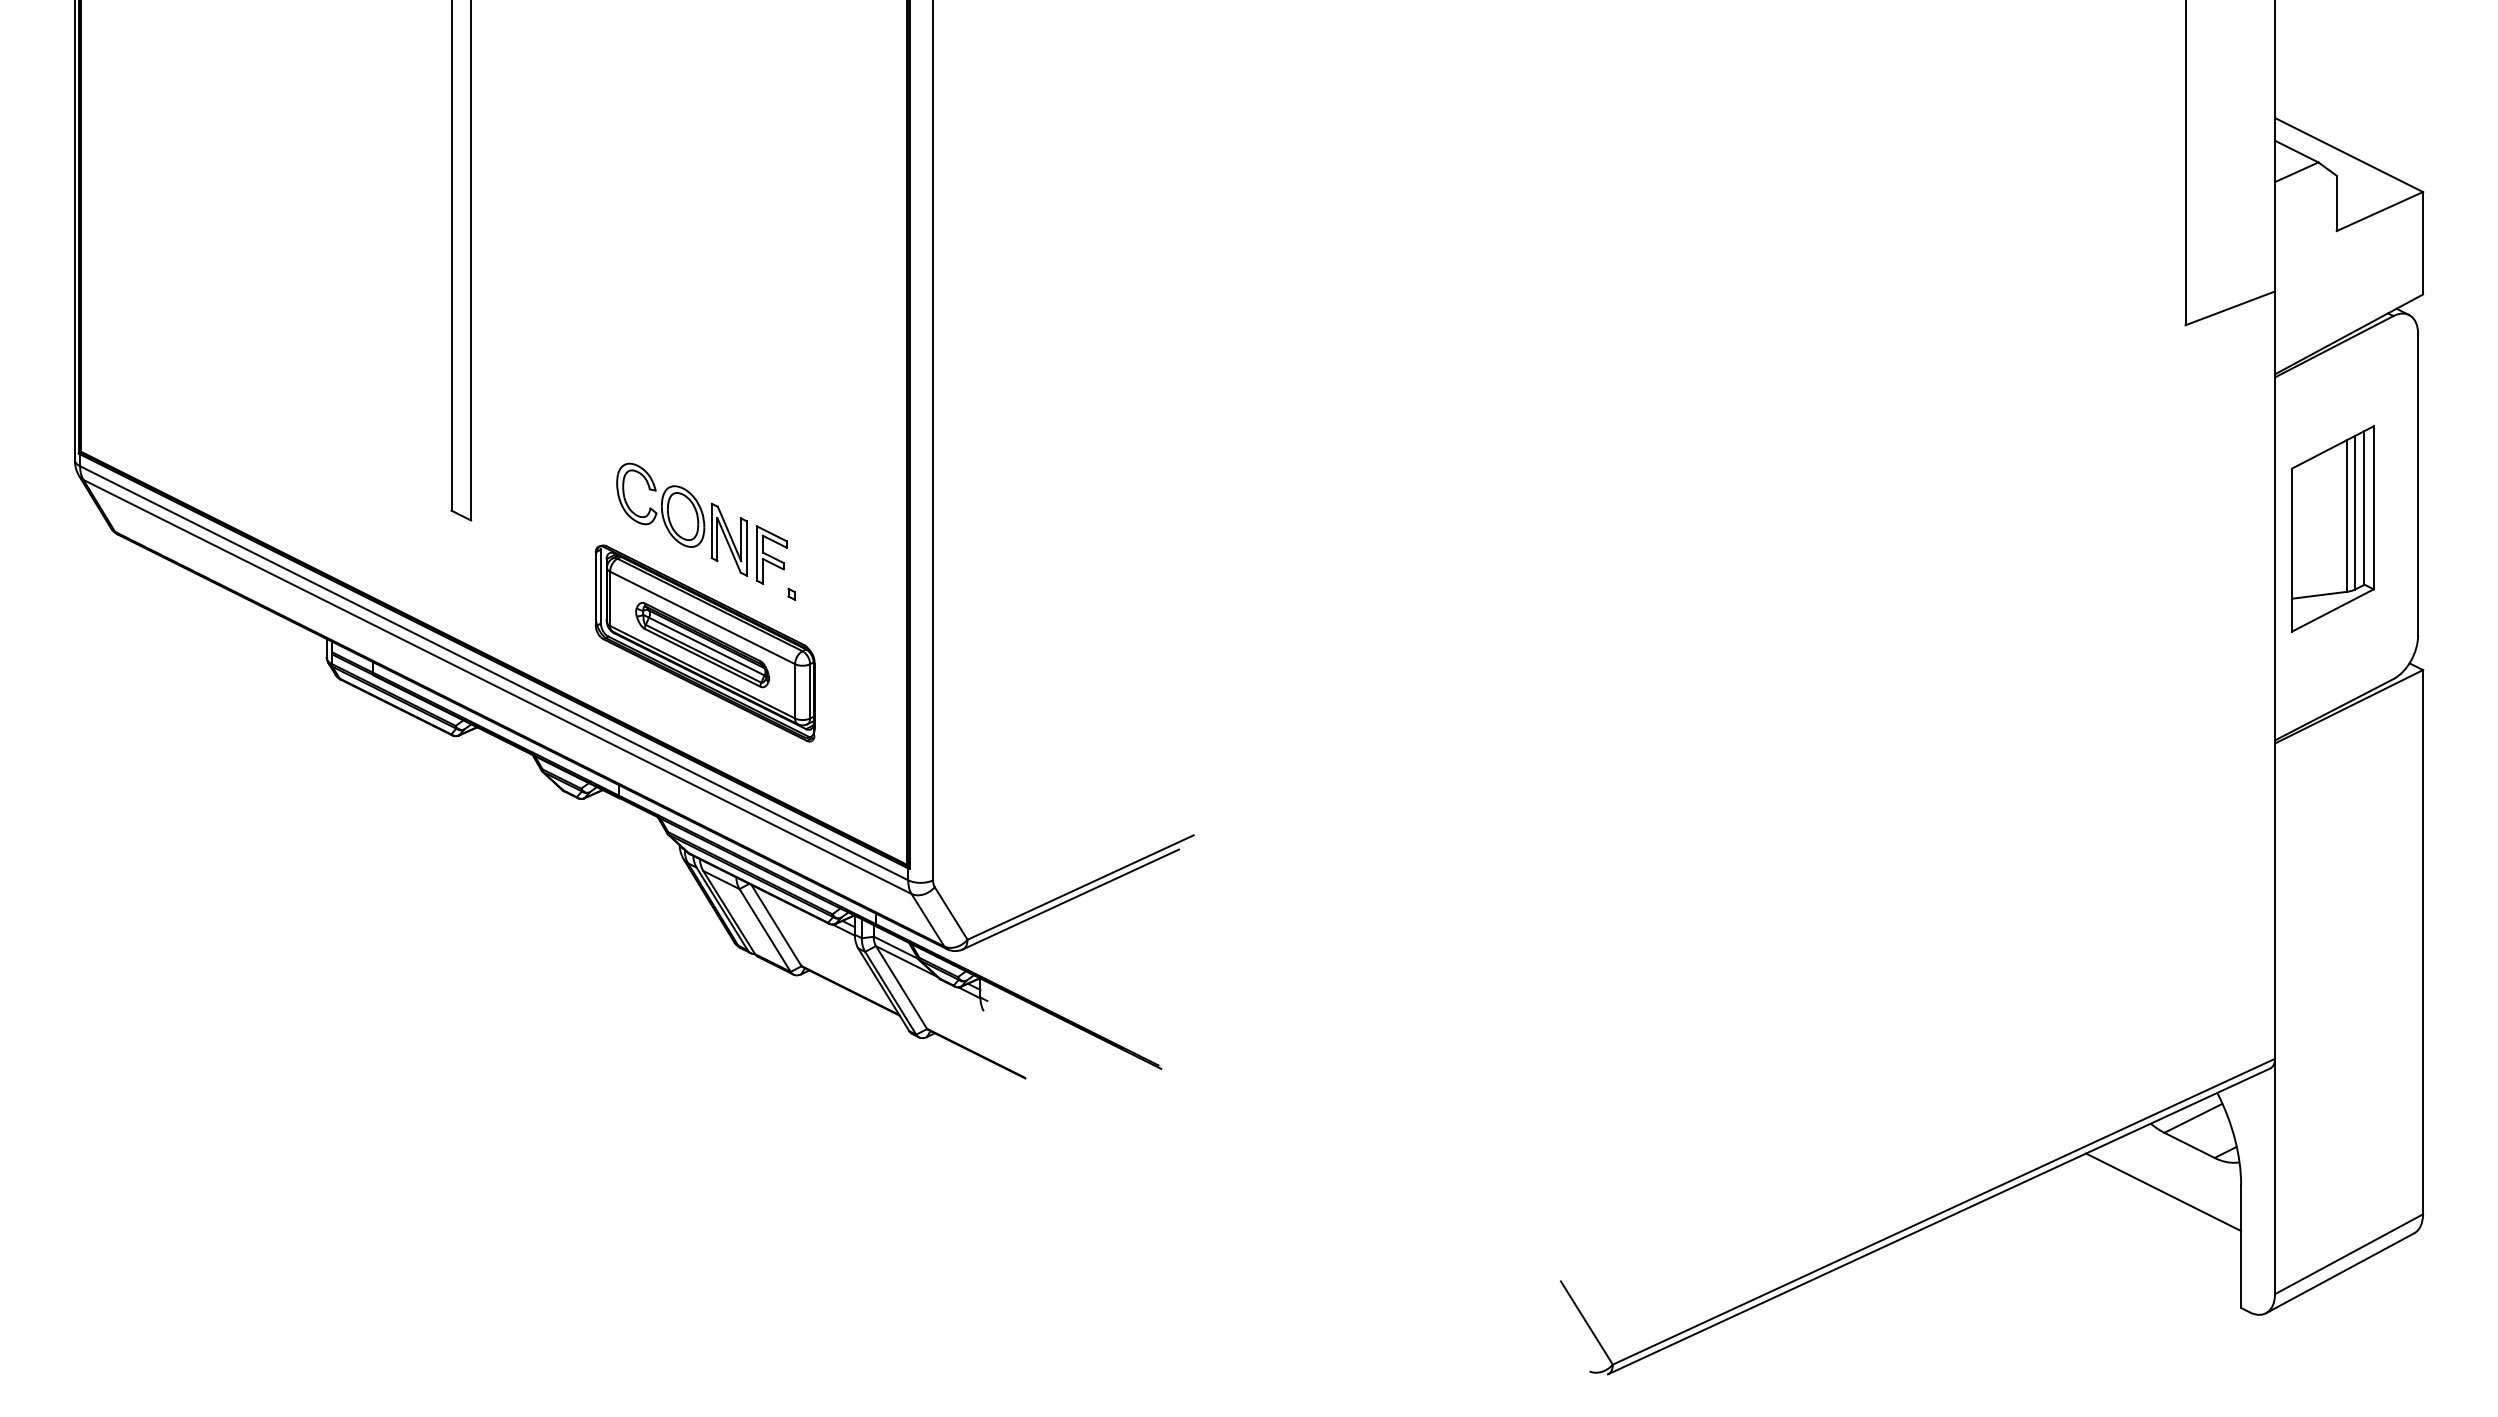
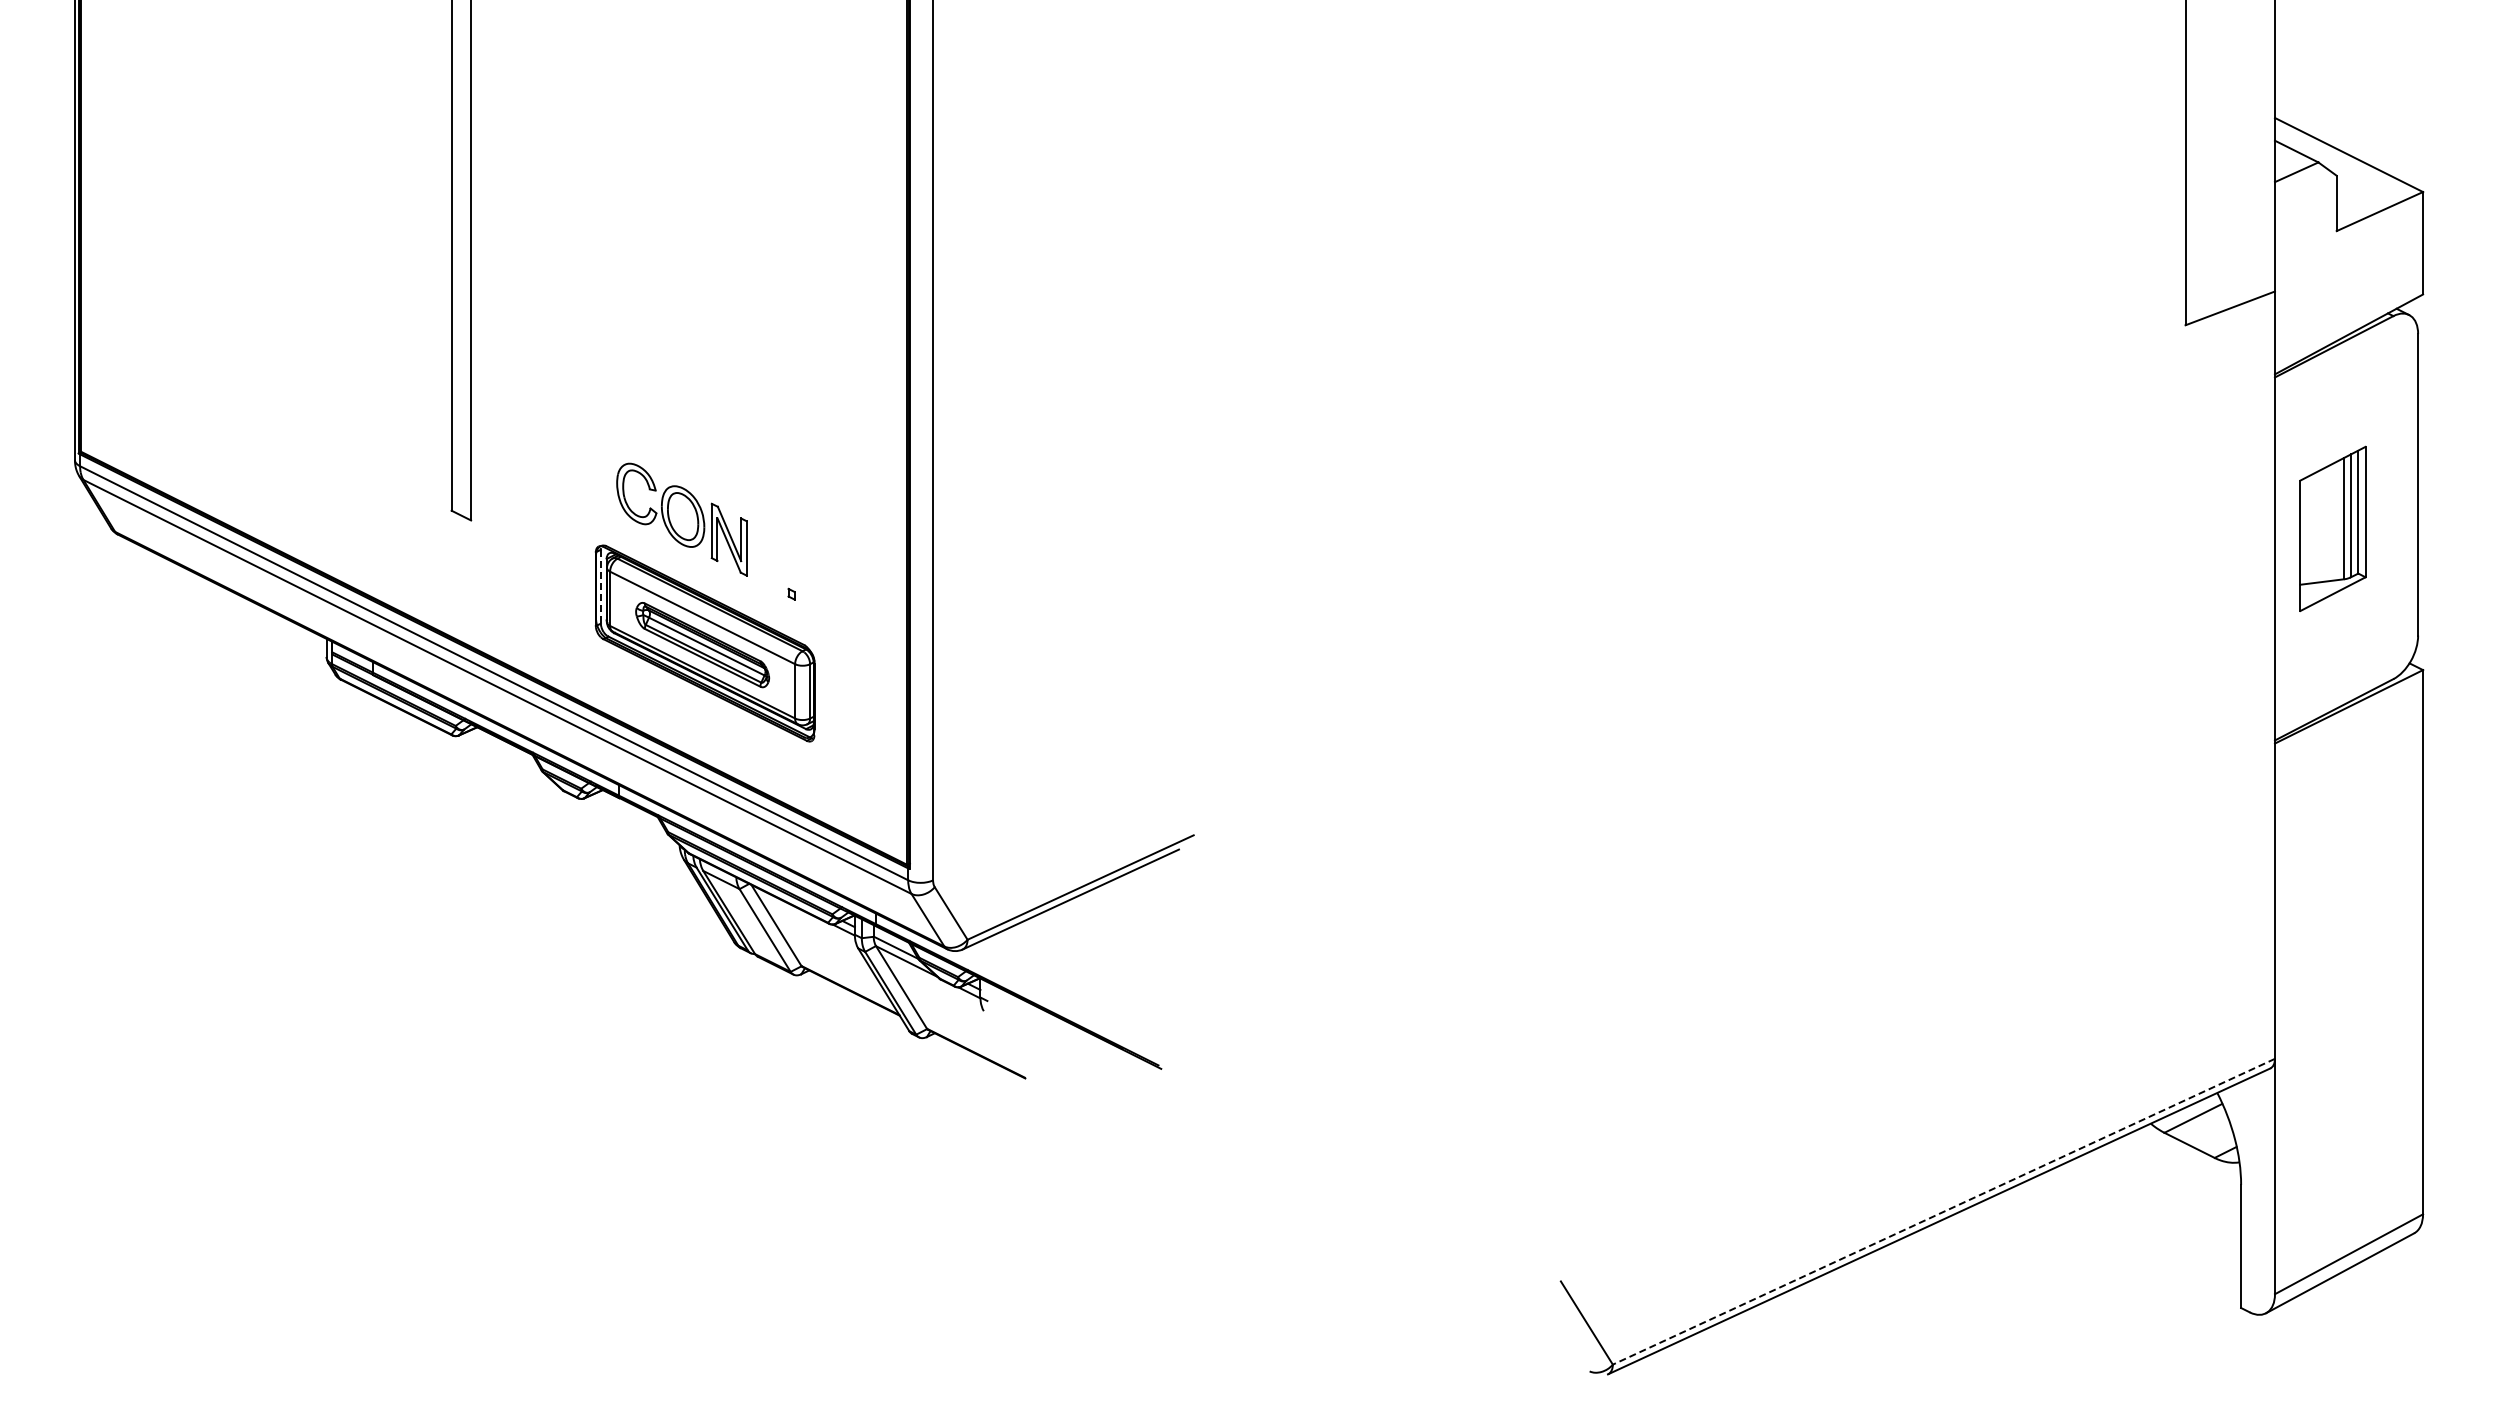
part size: 84x208 px -> 68x167 px (2332, 528)
part: present -> none (771, 554)
line: solid -> dashed (600, 586)
line: present -> none (2163, 1192)
line: solid -> dashed (1943, 1211)
